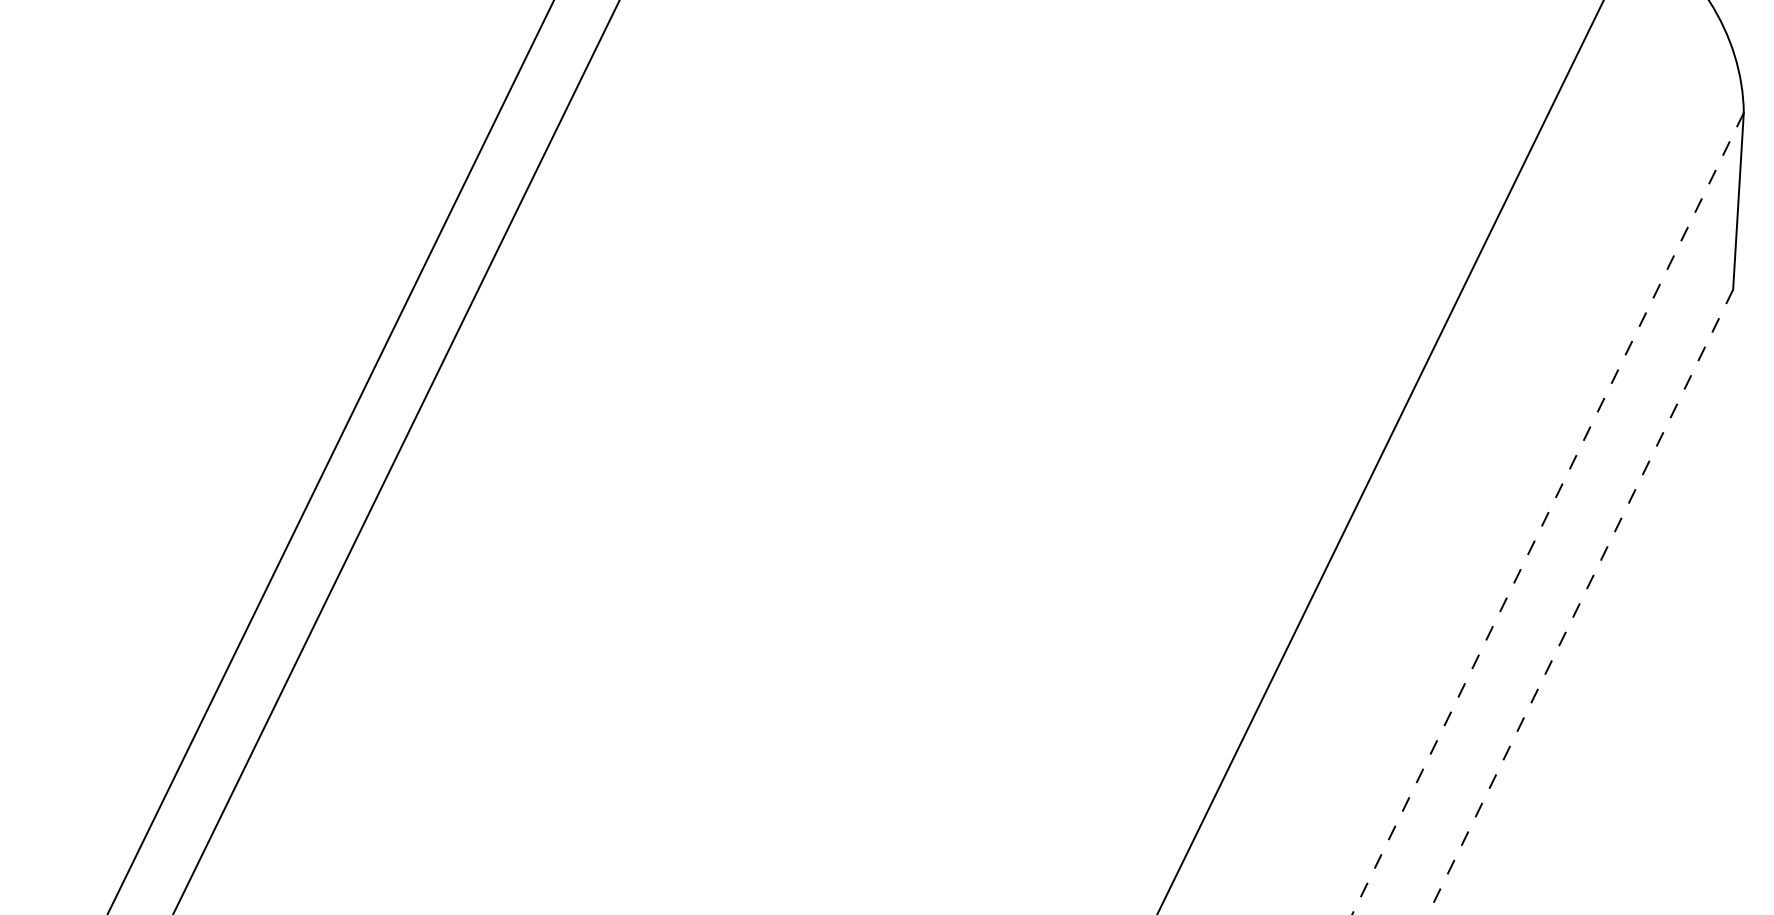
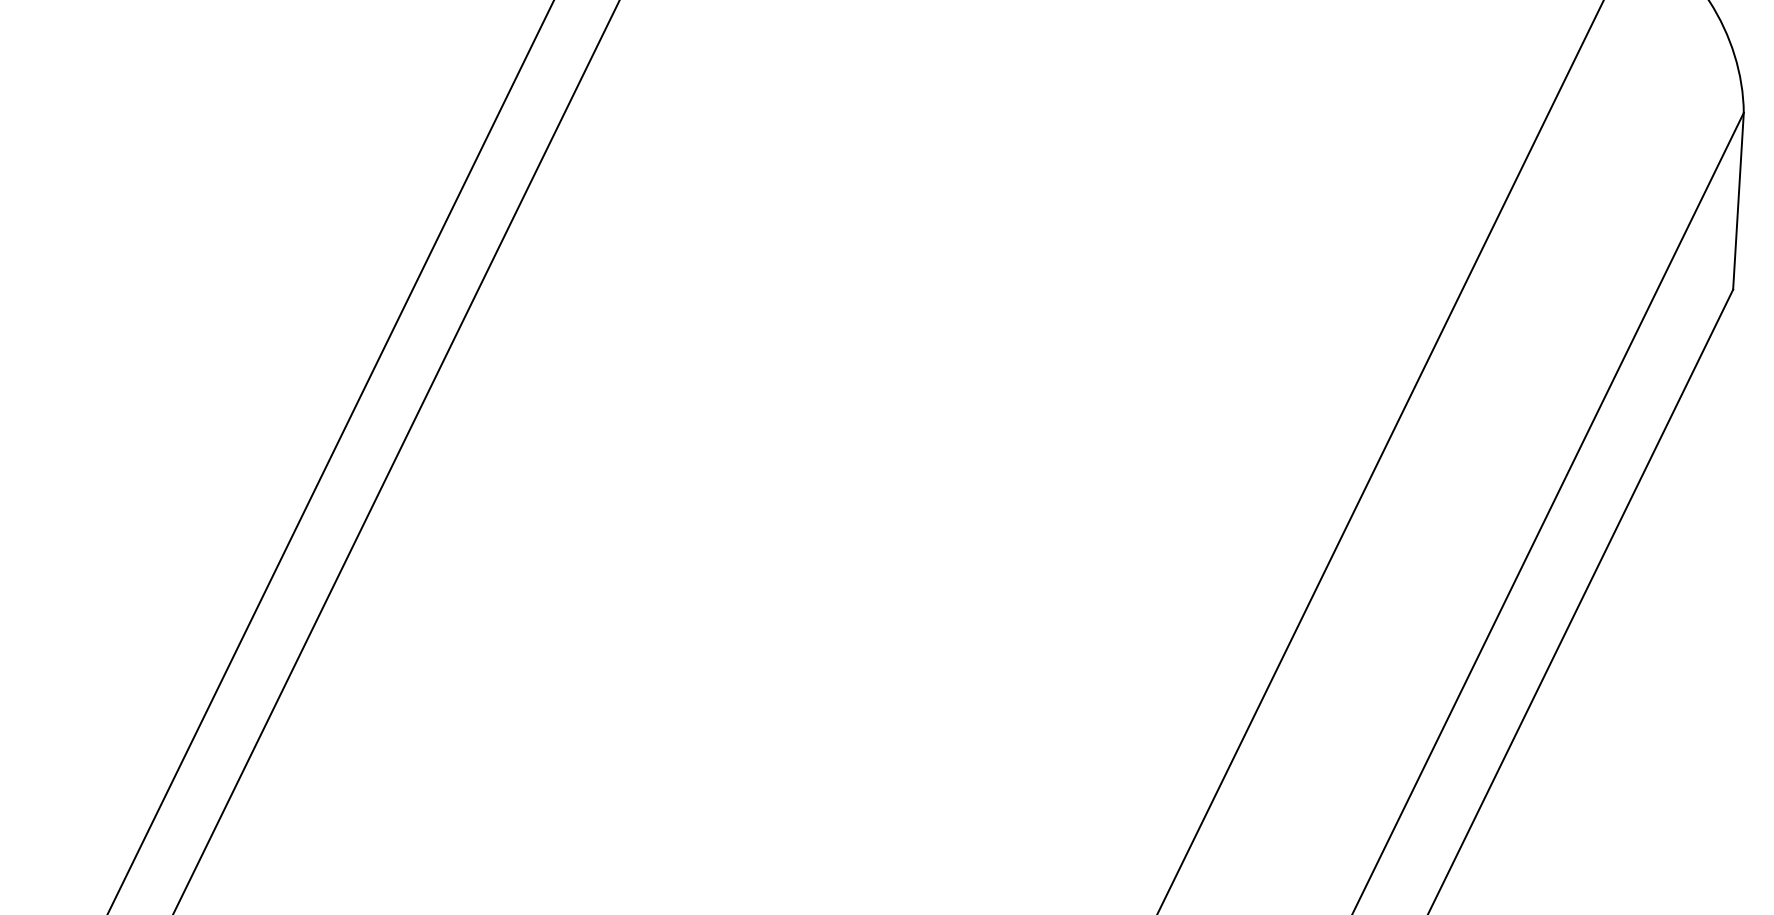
line: dashed -> solid (1548, 513)
line: dashed -> solid (1580, 602)
